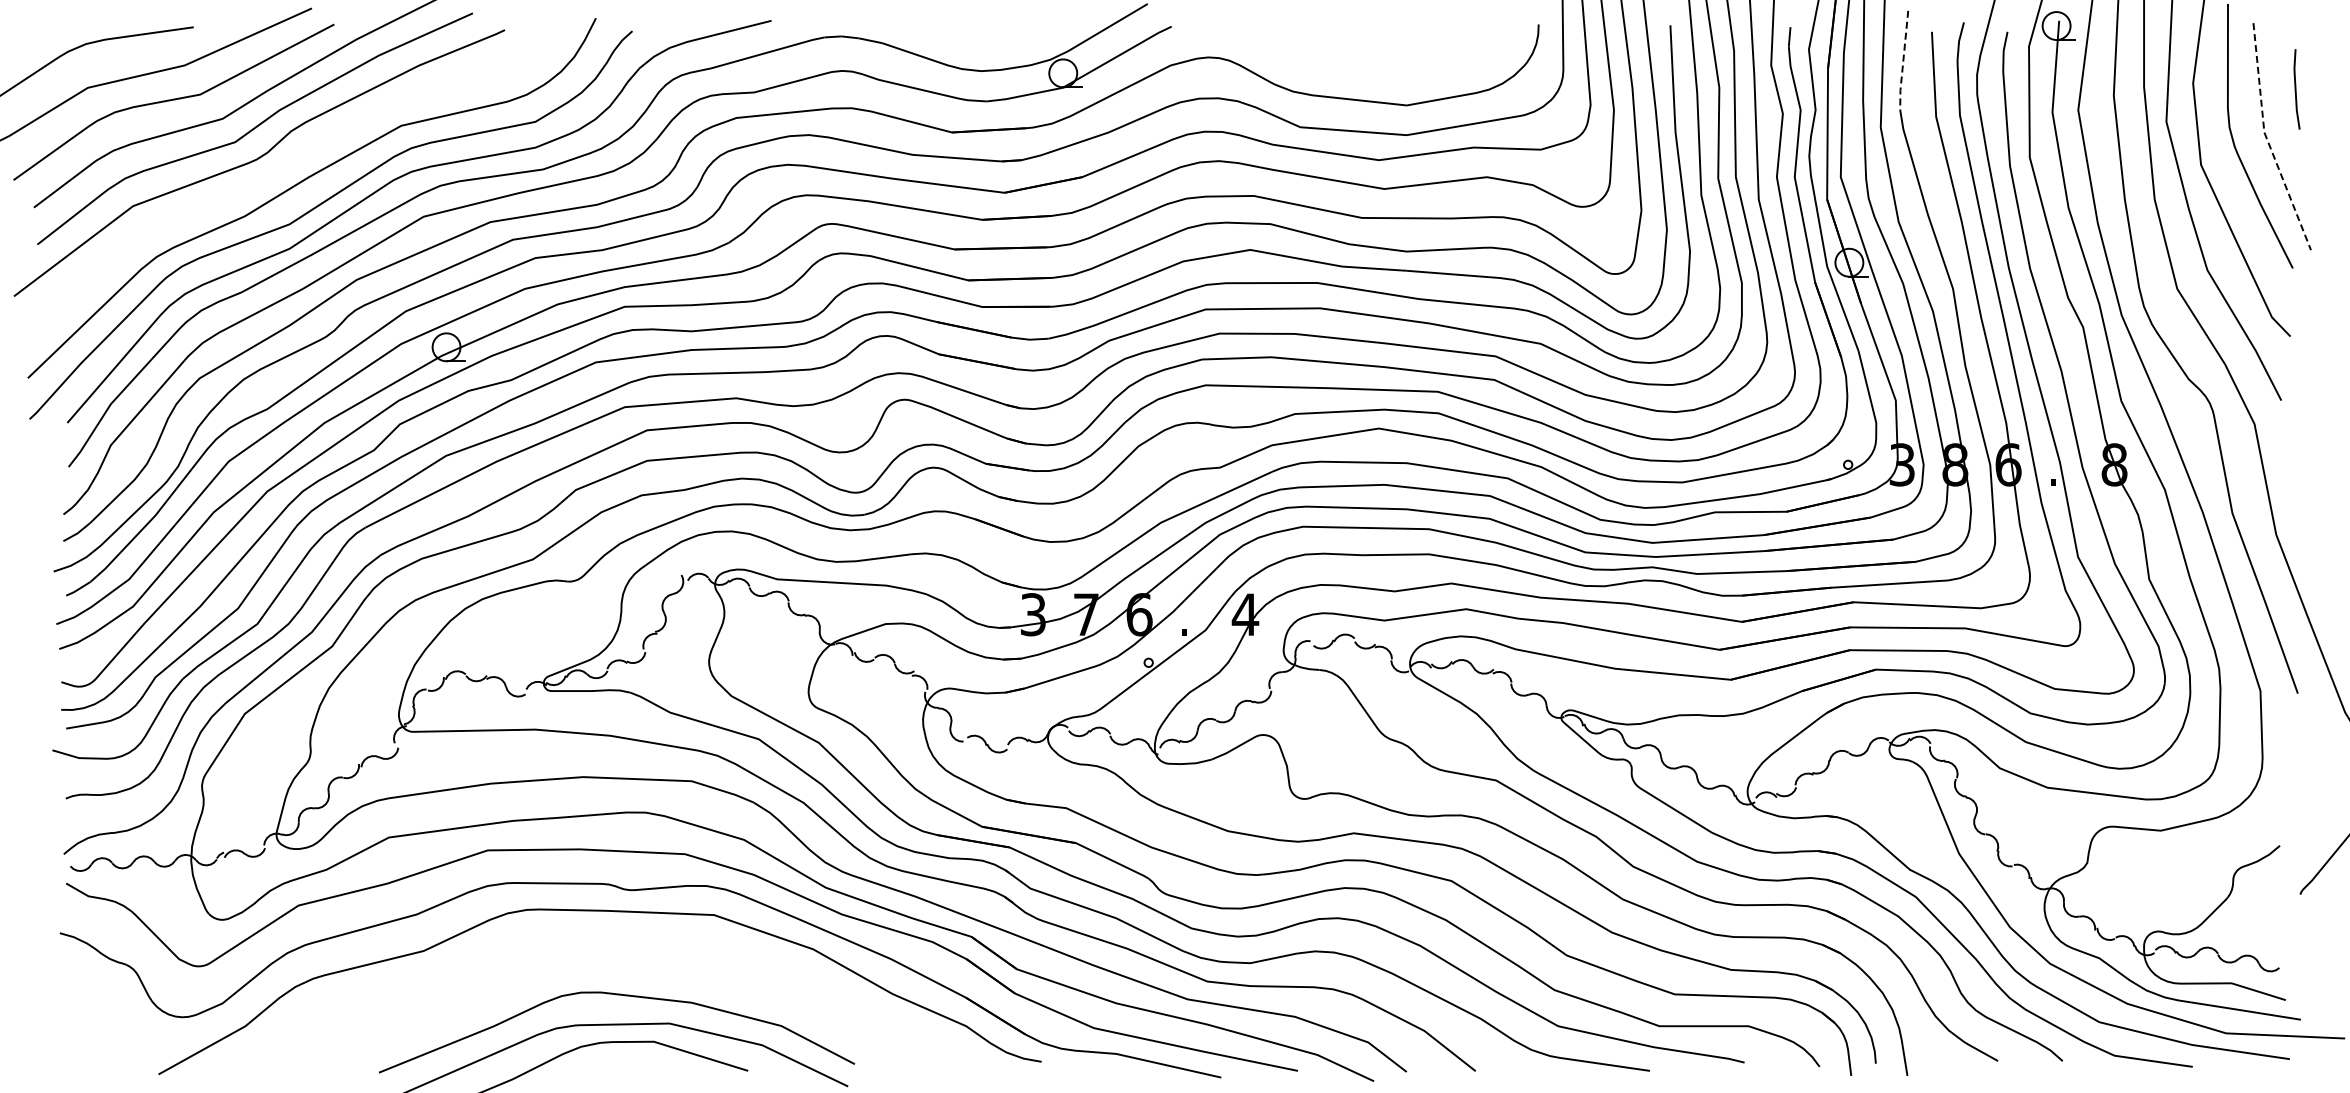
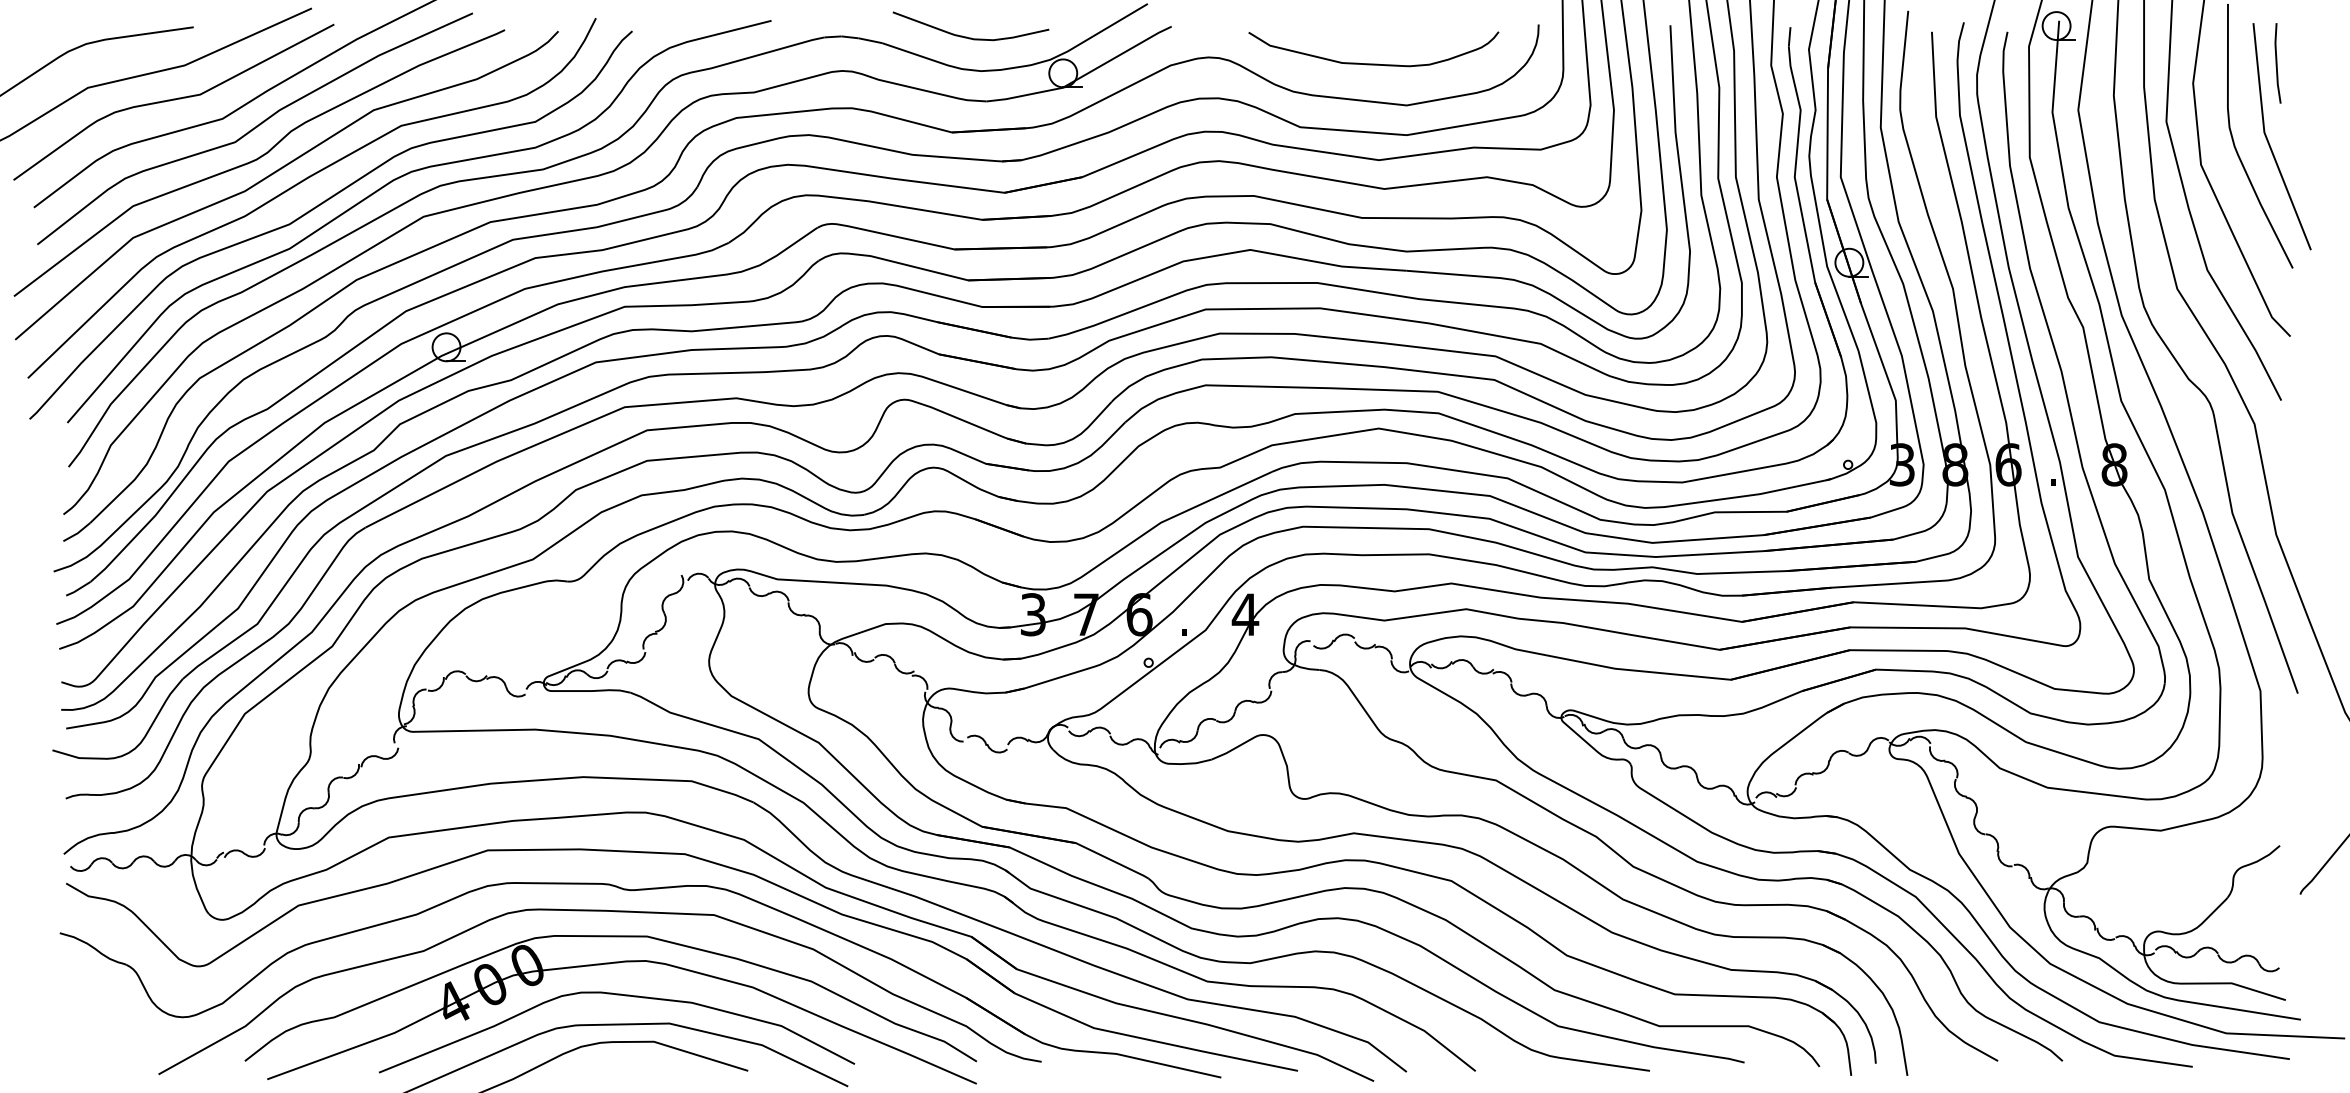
curve: none -> present (966, 36)
line: dashed -> solid (1903, 61)
curve: none -> present (1373, 63)
line position: (2296, 89) -> (2277, 63) (2277, 63)
line: dashed -> solid (2267, 139)
curve: none -> present (278, 171)
part: none -> present (609, 964)
